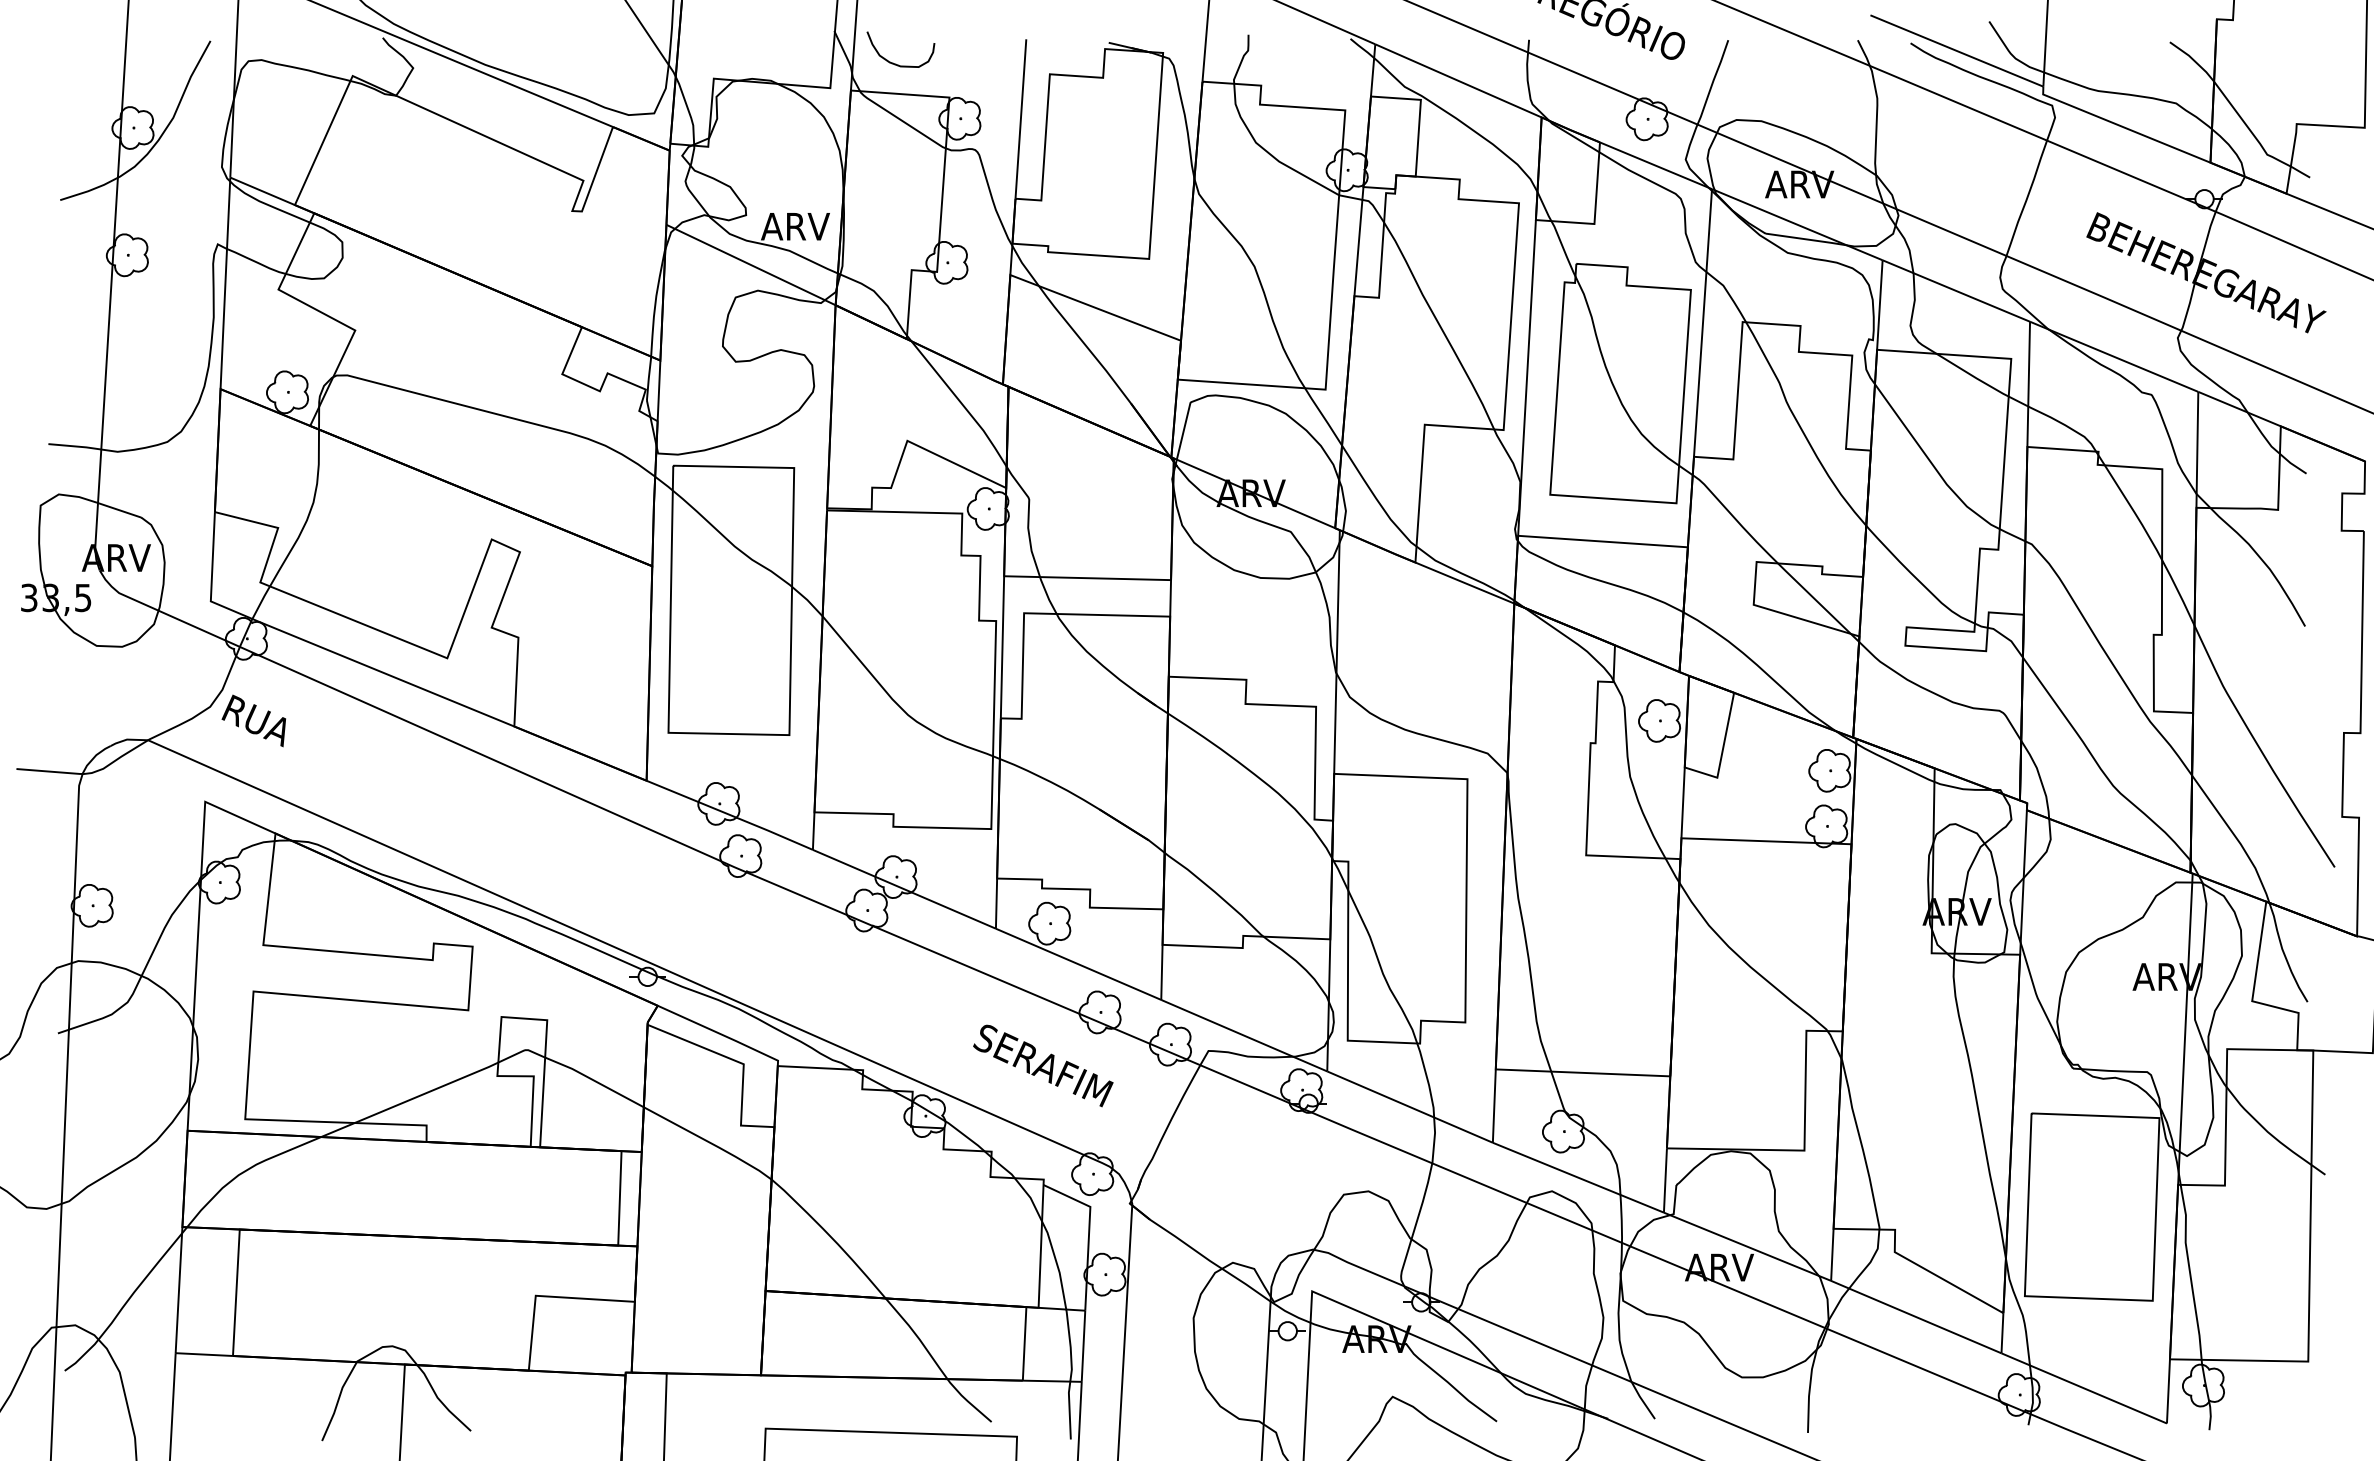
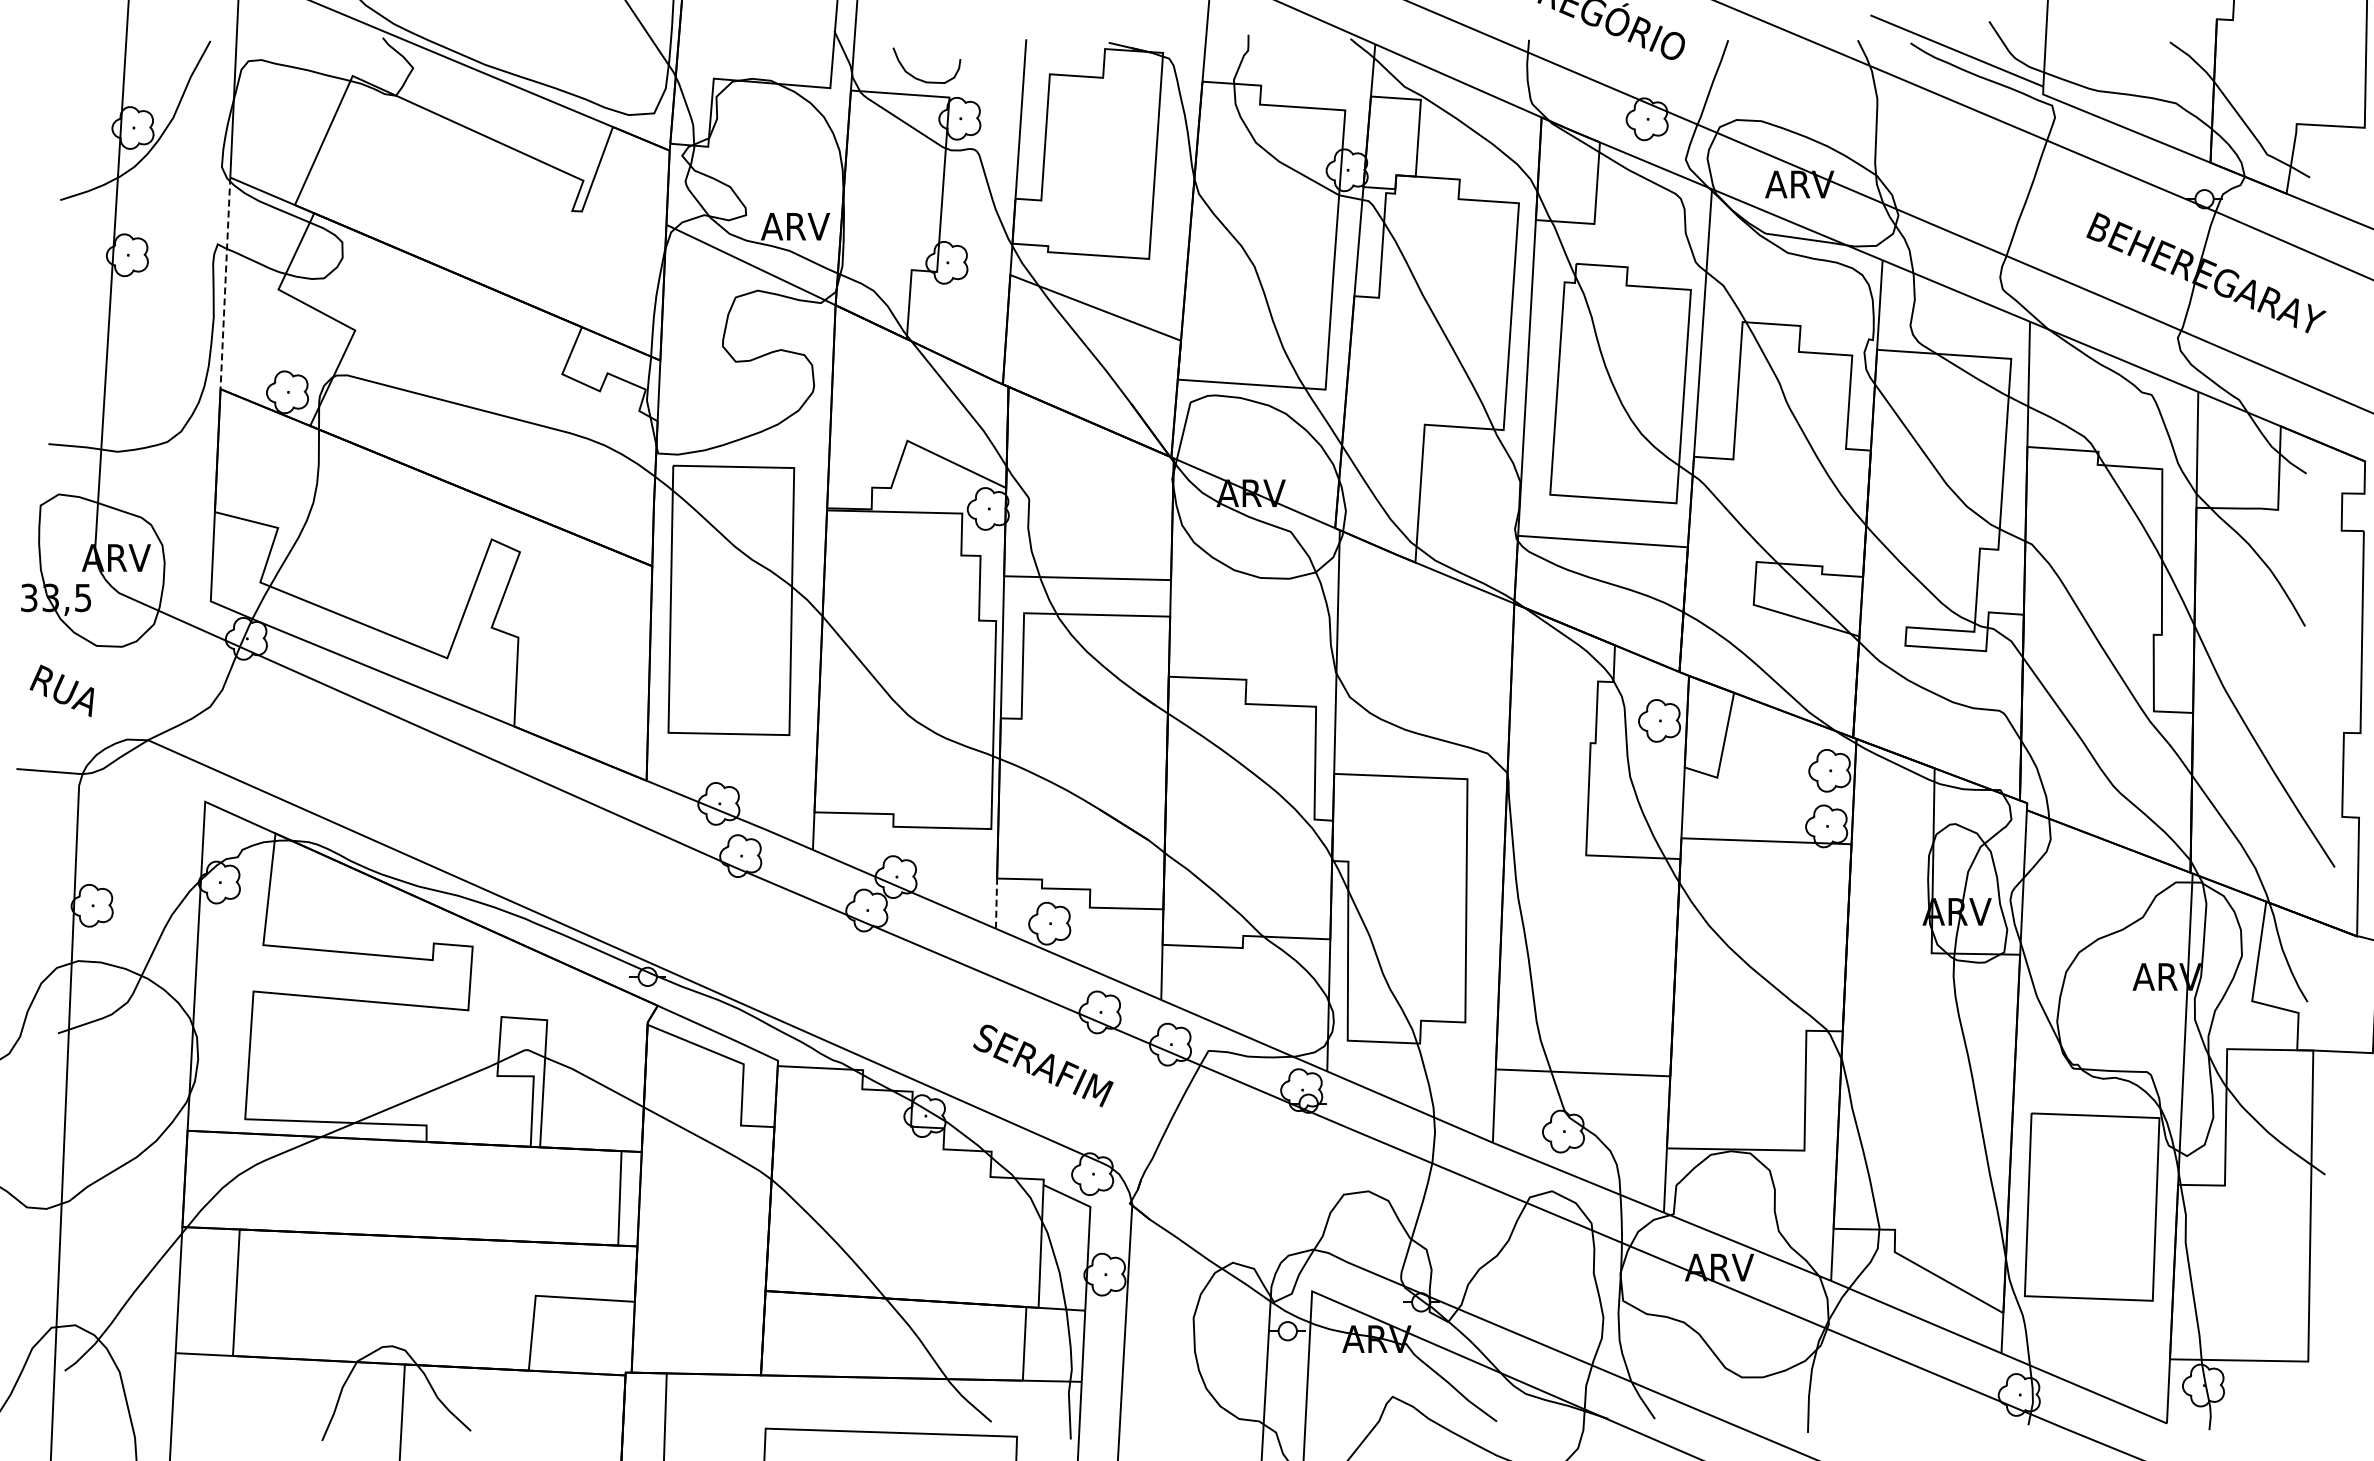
curve position: (893, 62) -> (919, 78) (919, 78)
line: solid -> dashed (225, 283)
text position: (253, 720) -> (61, 690) (61, 690)
line: solid -> dashed (996, 903)
